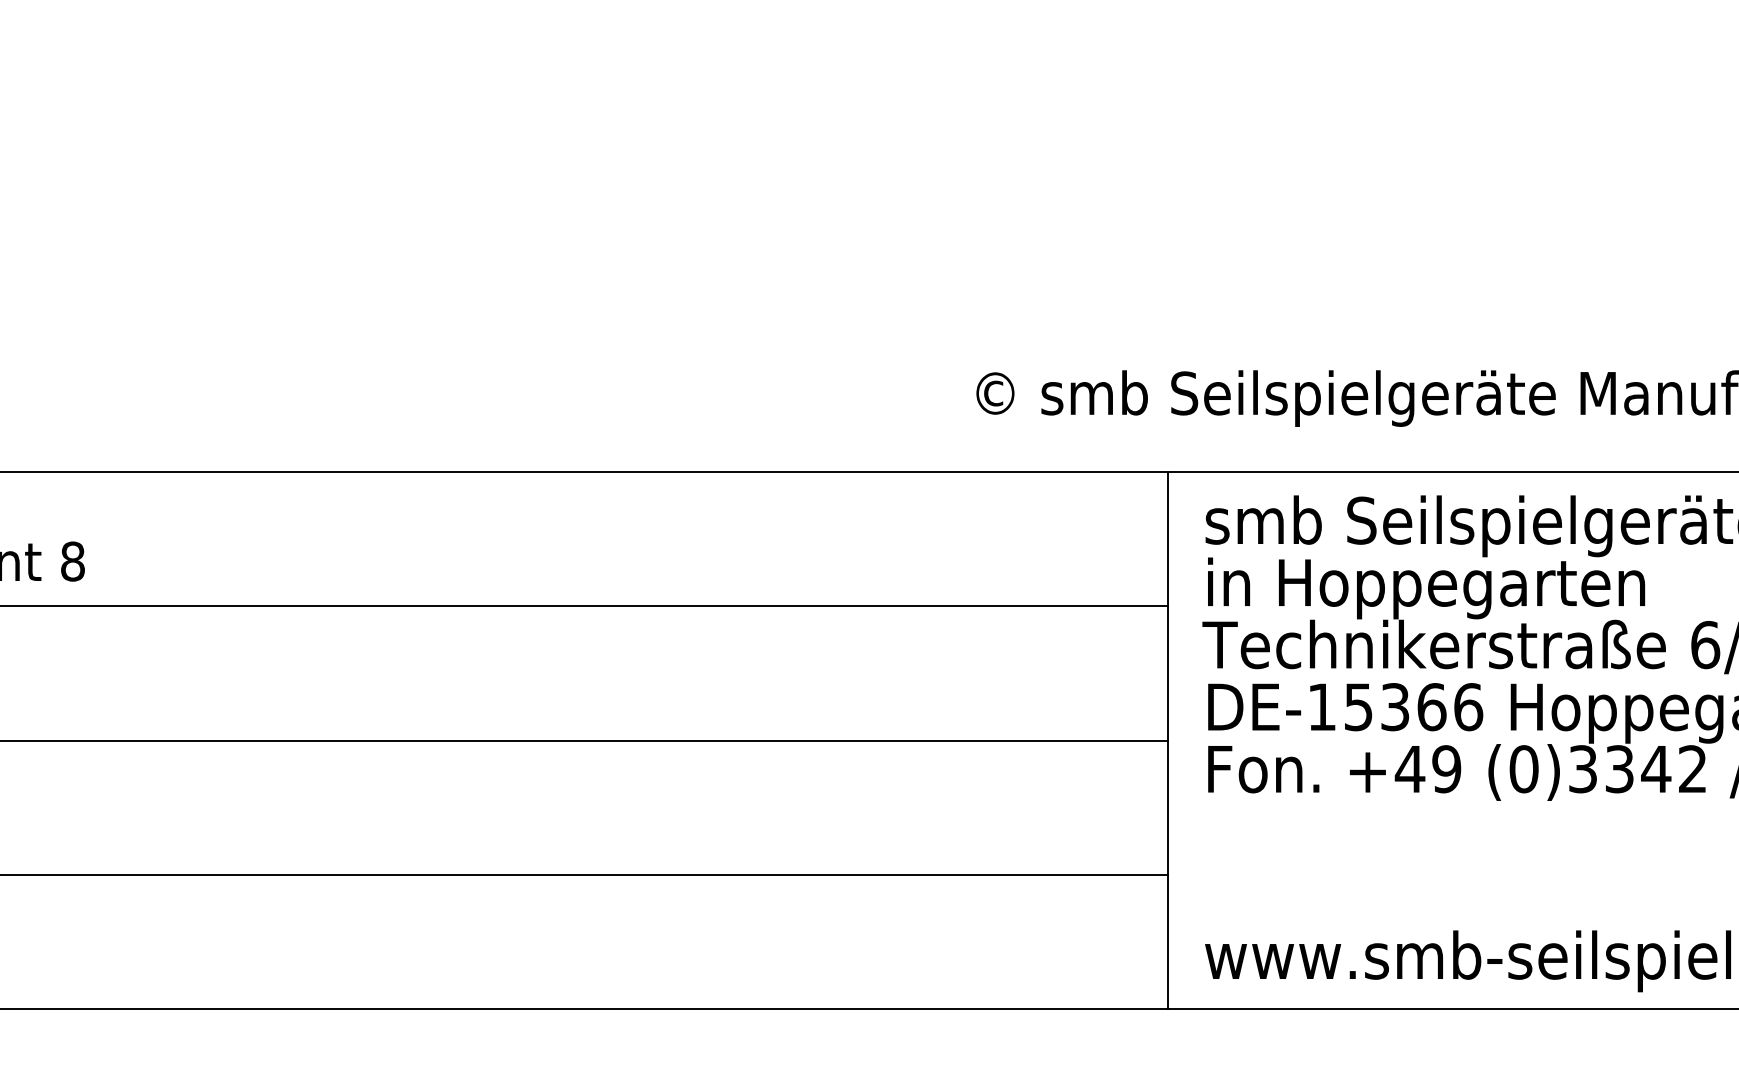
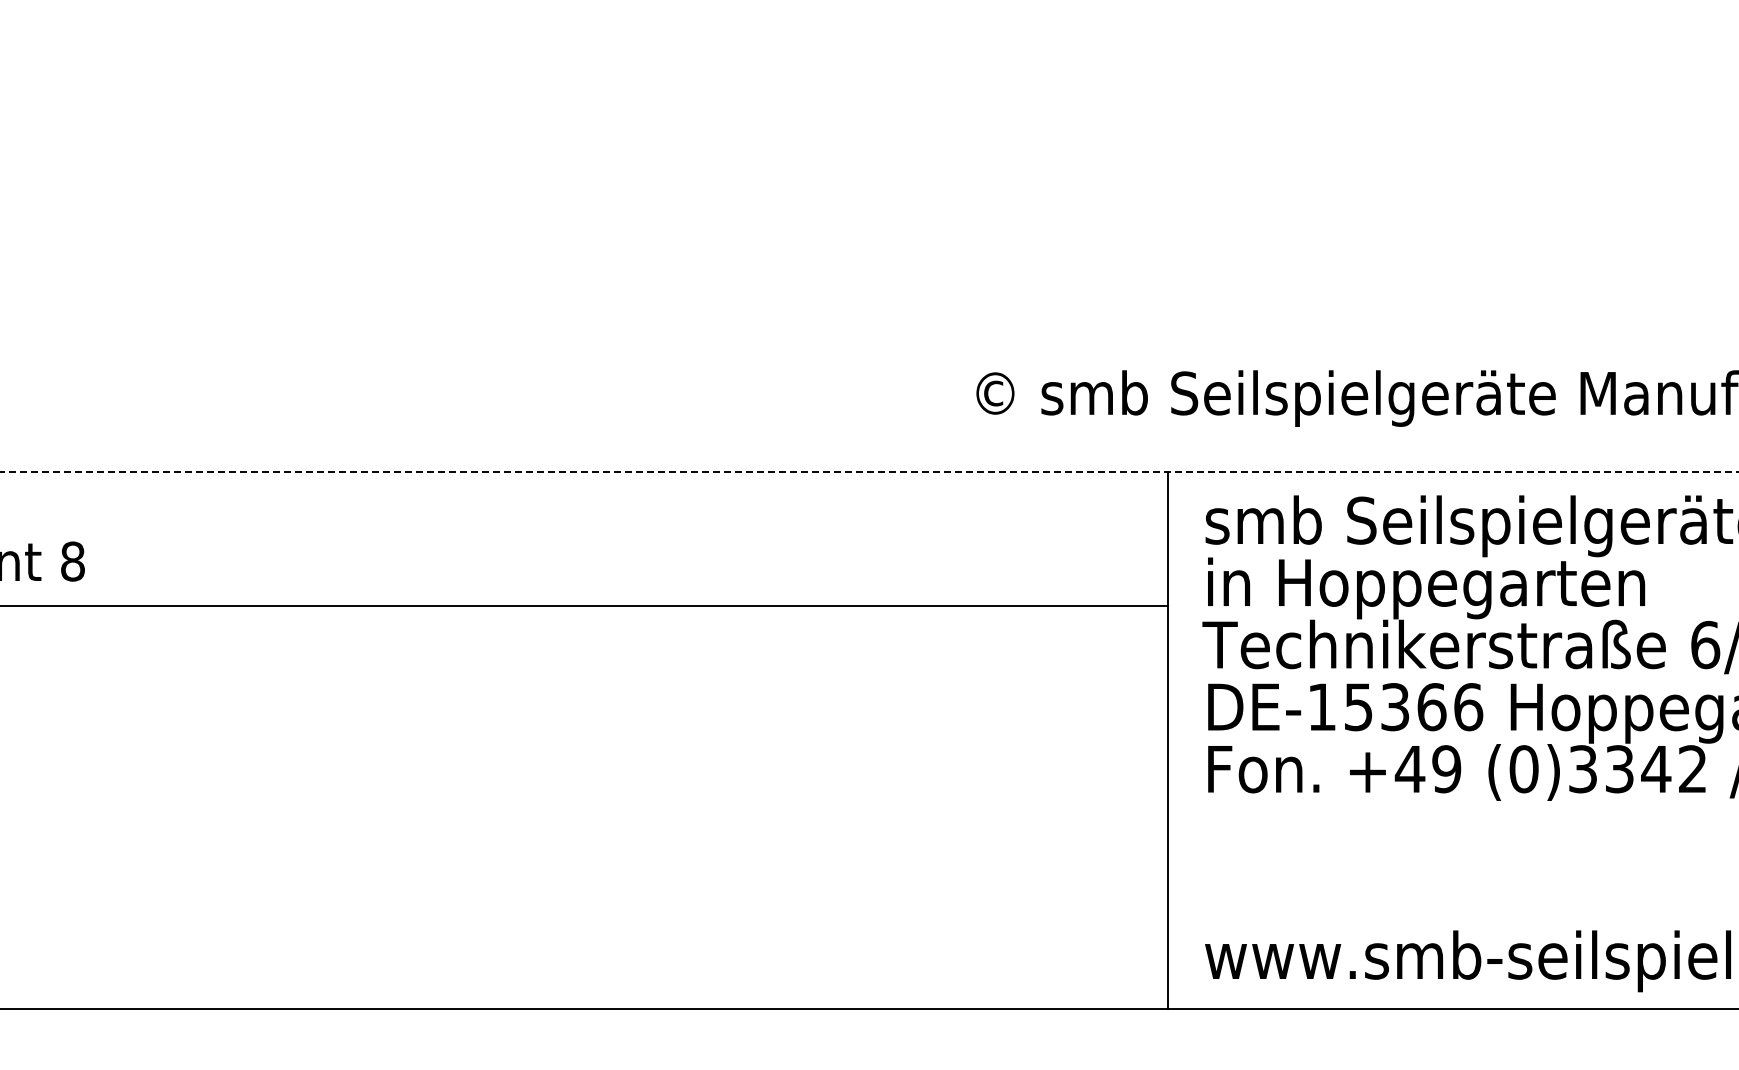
line: solid -> dashed (869, 472)
line: present -> none (585, 740)
line: present -> none (585, 874)
